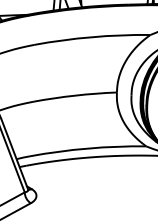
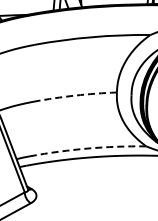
arc: solid -> dashed (75, 95)
arc: solid -> dashed (87, 148)
